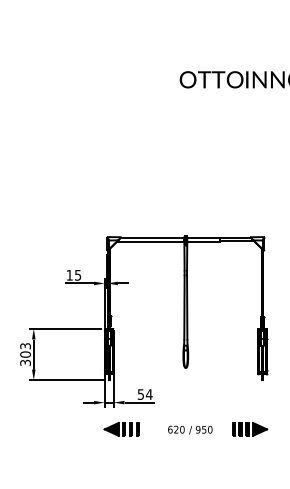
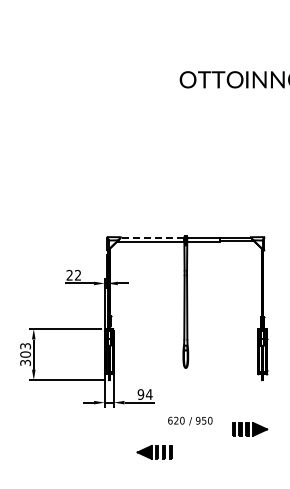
line: solid -> dashed (152, 237)
text: 15 -> 22 (73, 274)
text: 54 -> 94 (140, 394)
part position: (121, 429) -> (154, 452) (154, 452)
text position: (190, 429) -> (190, 420) (190, 420)
